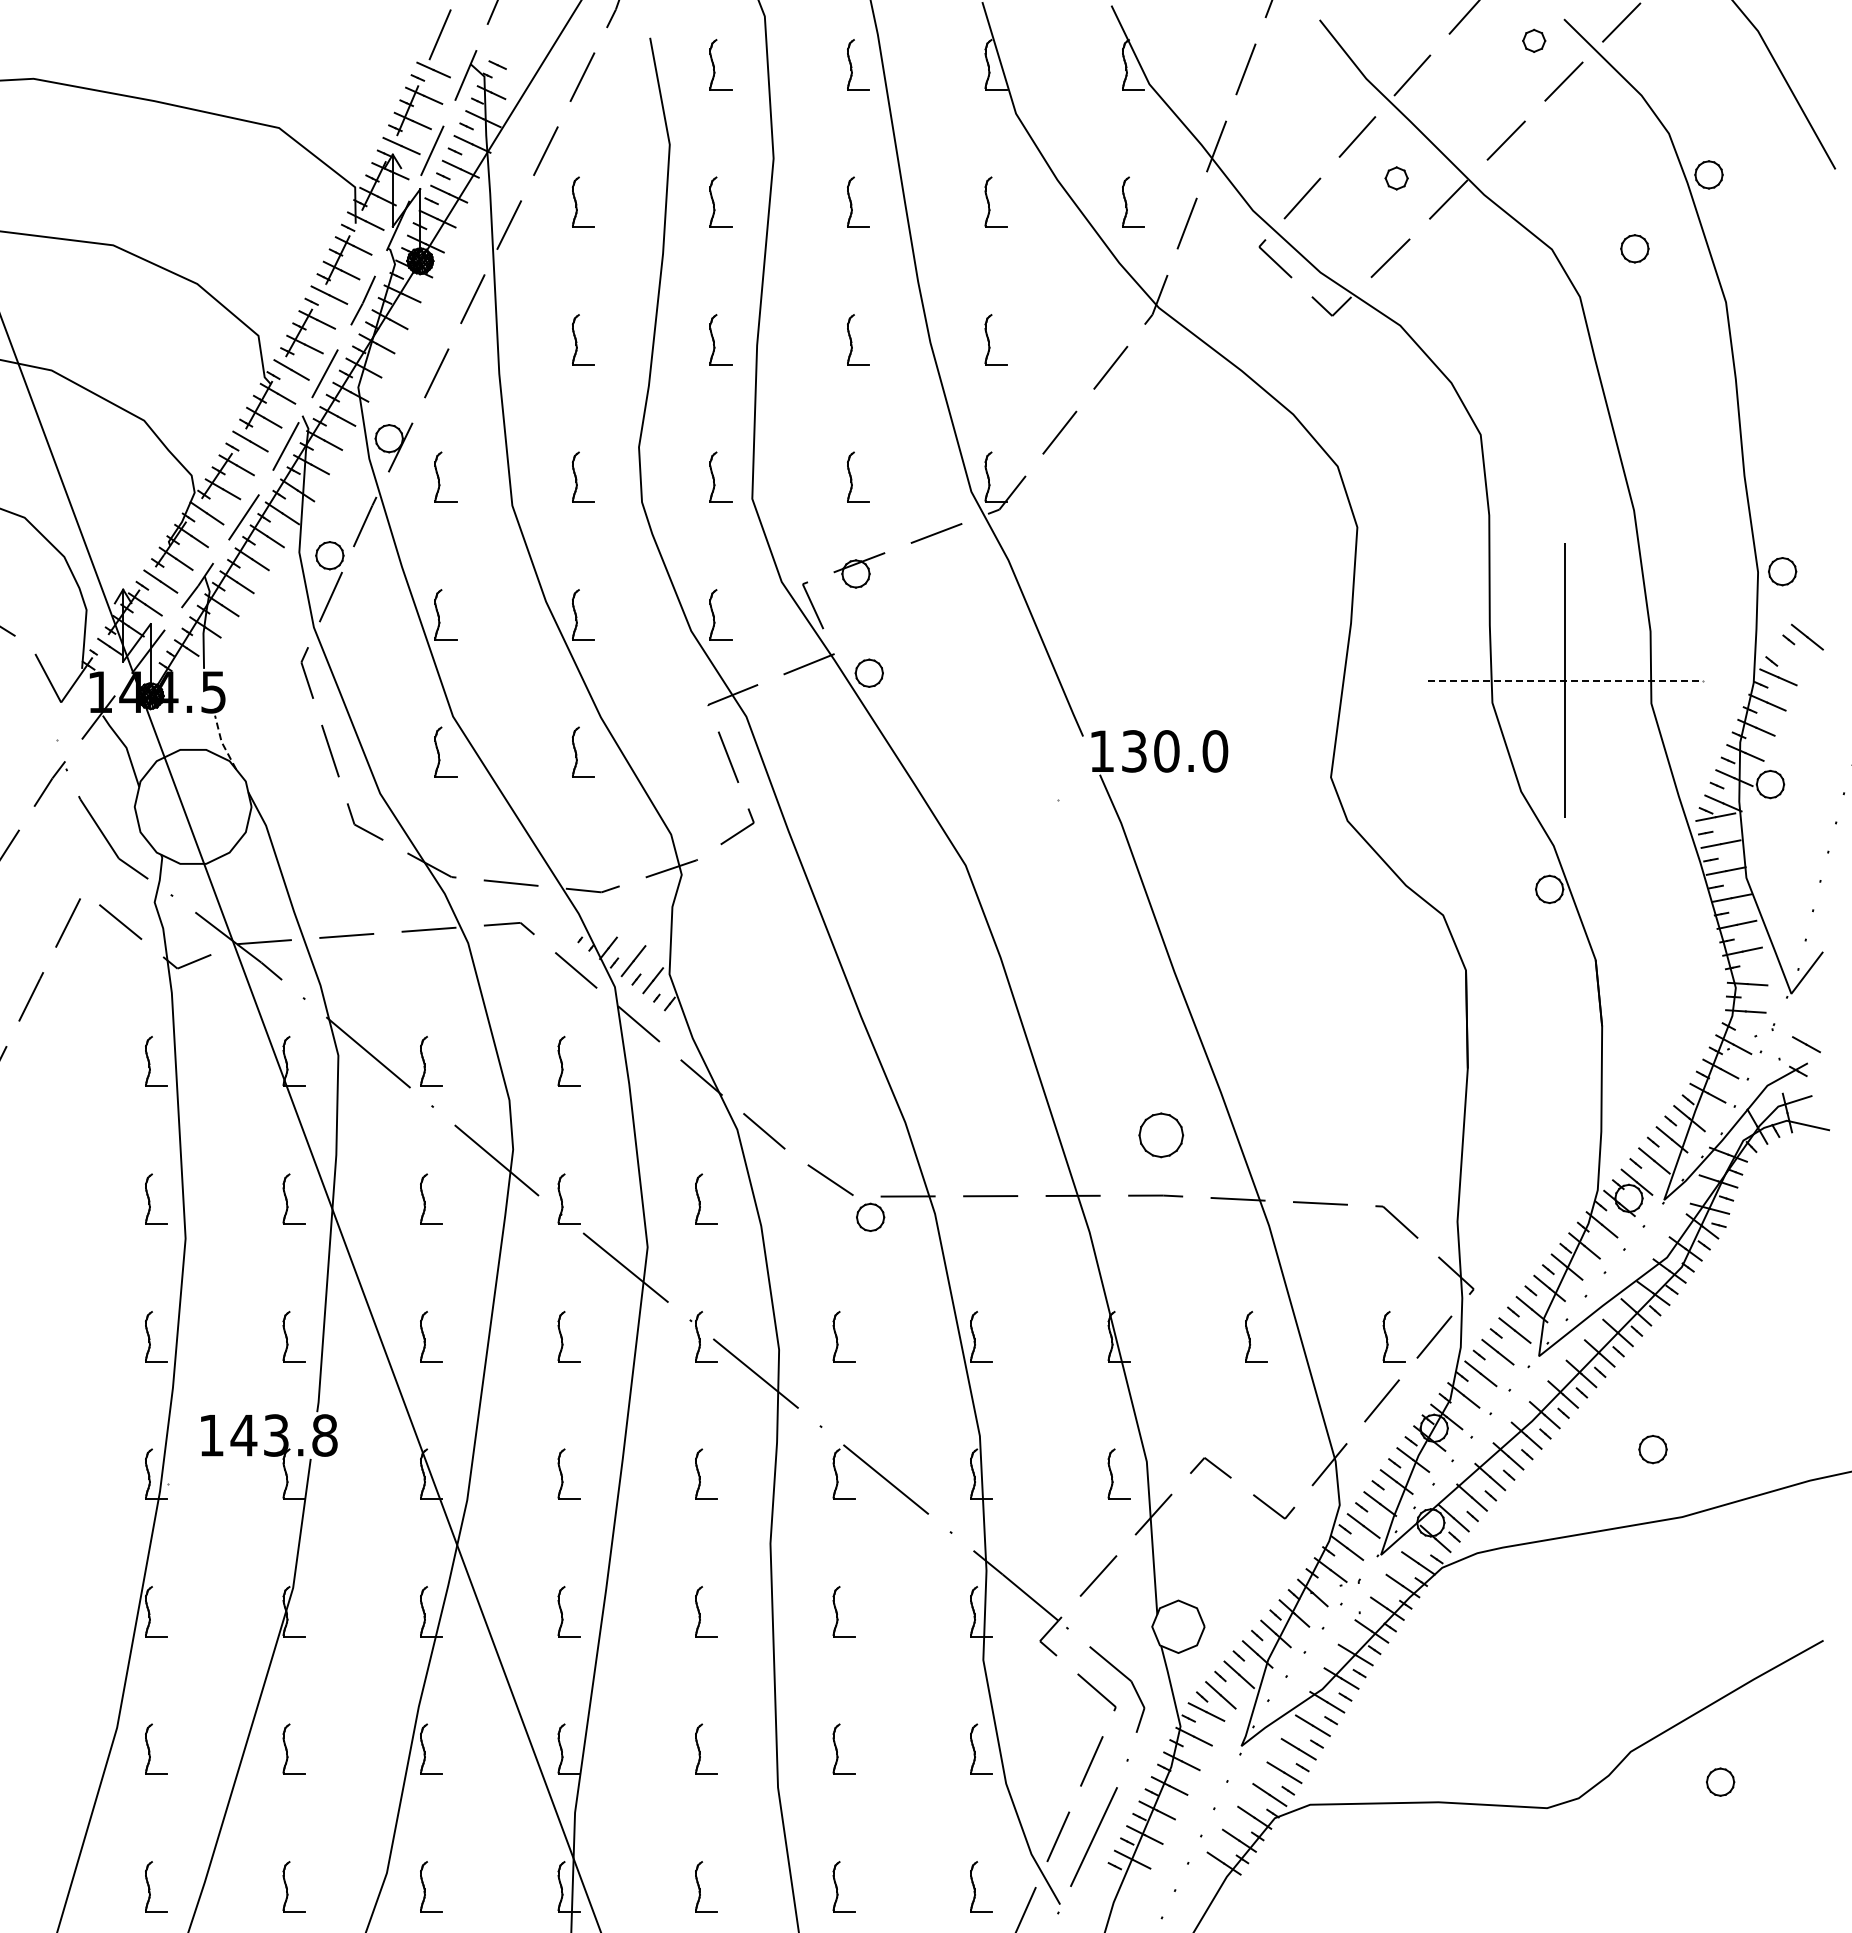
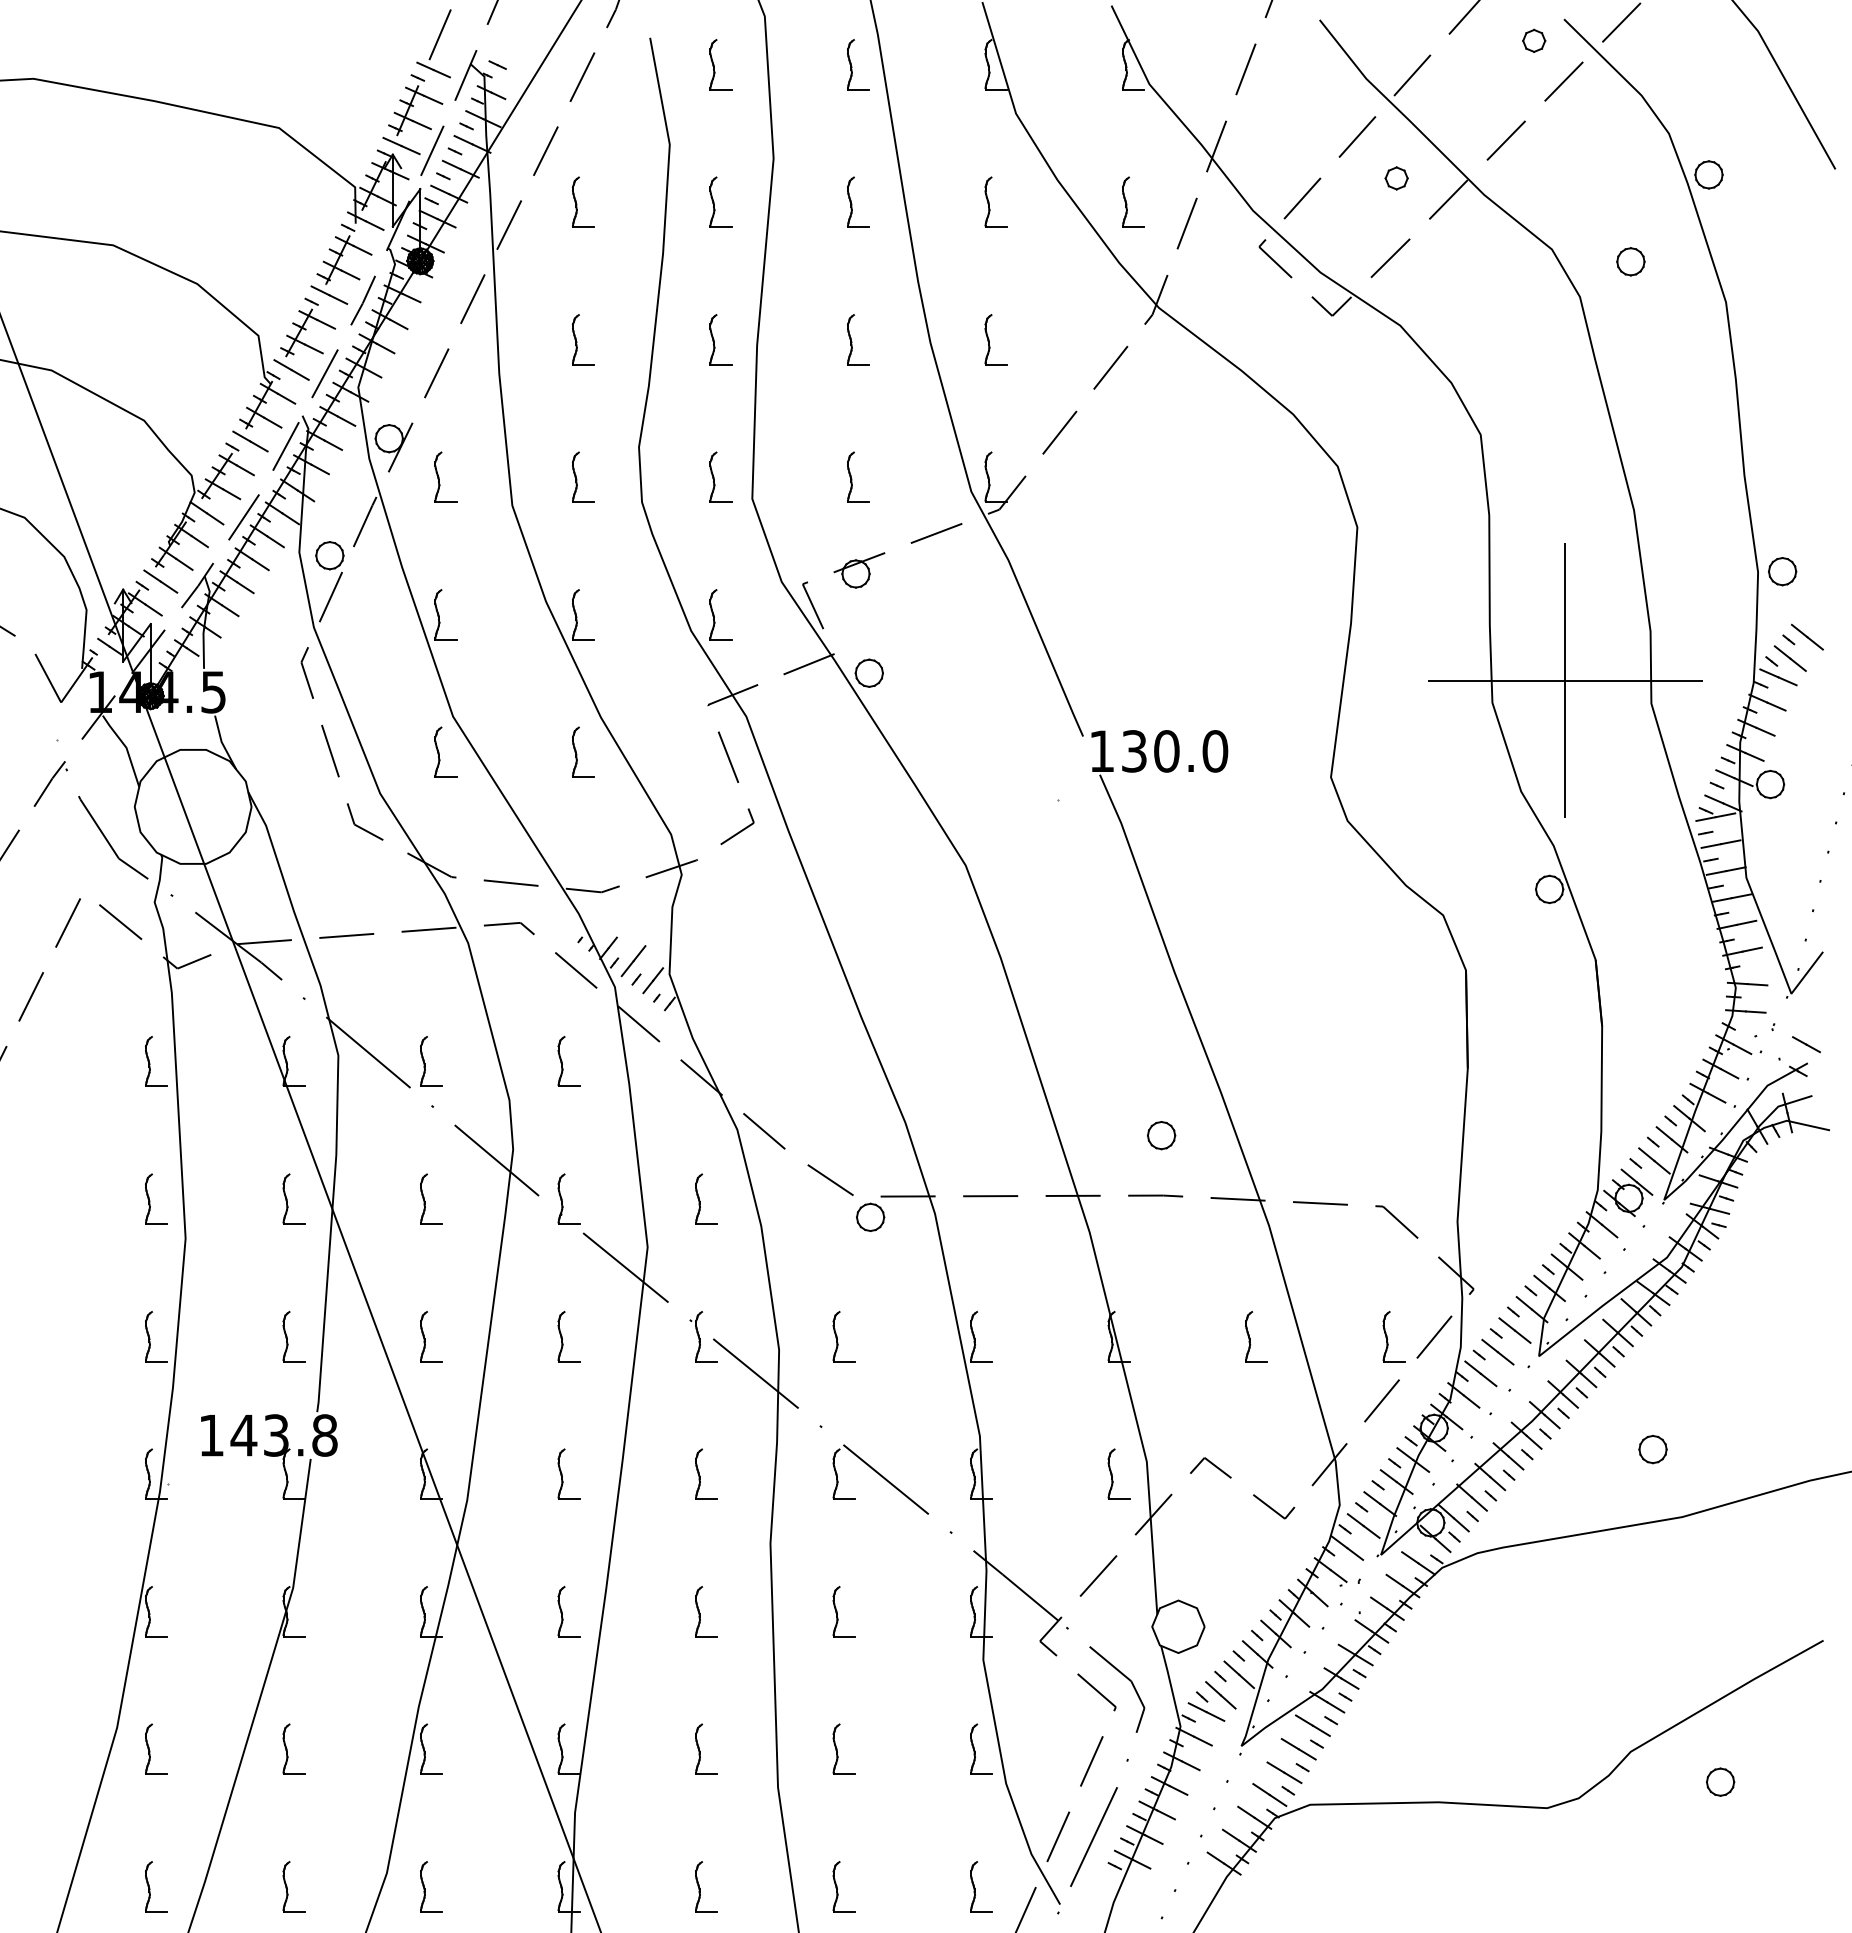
part position: (1634, 248) -> (1630, 261) (1630, 261)
line: none -> present (1789, 658)
line: dashed -> solid (1565, 680)
line: dashed -> solid (222, 742)
part size: 47x47 px -> 30x30 px (1161, 1135)
